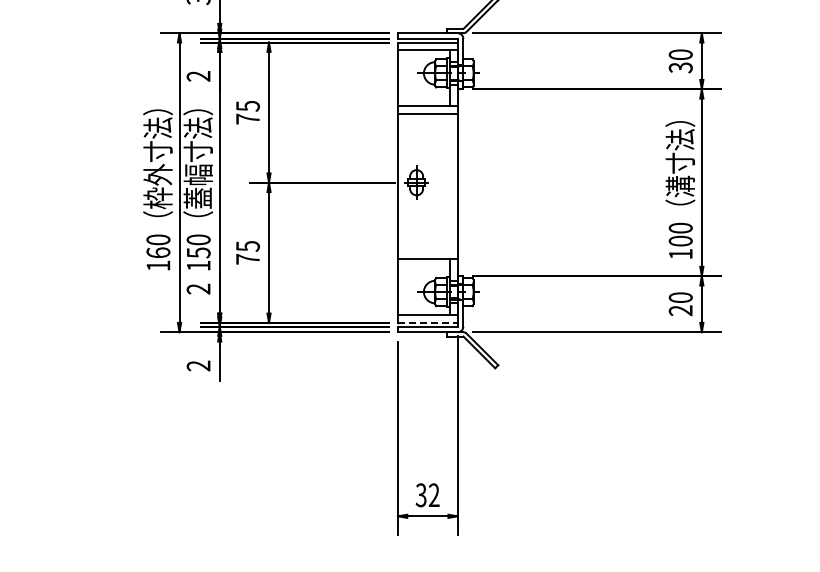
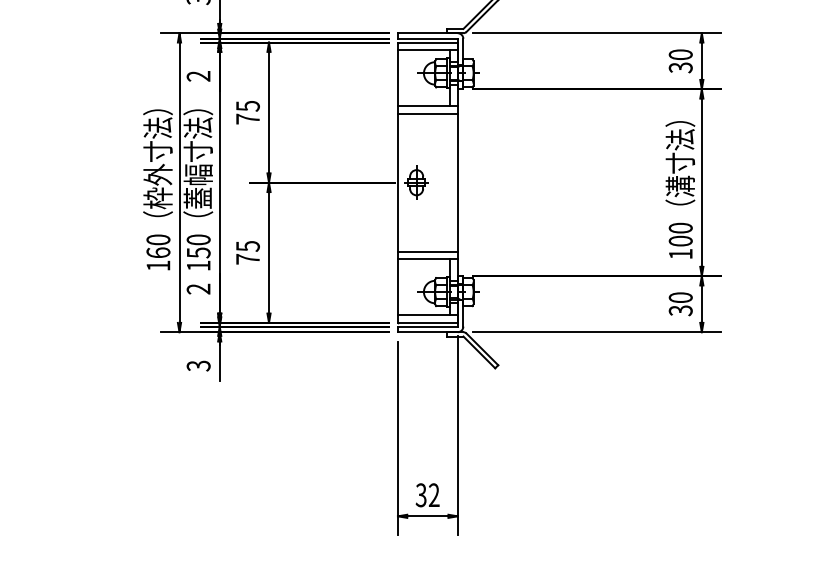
line: none -> present (427, 251)
text: 20 -> 30 (680, 310)
line: dashed -> solid (427, 322)
text: 2 -> 3 (198, 365)
